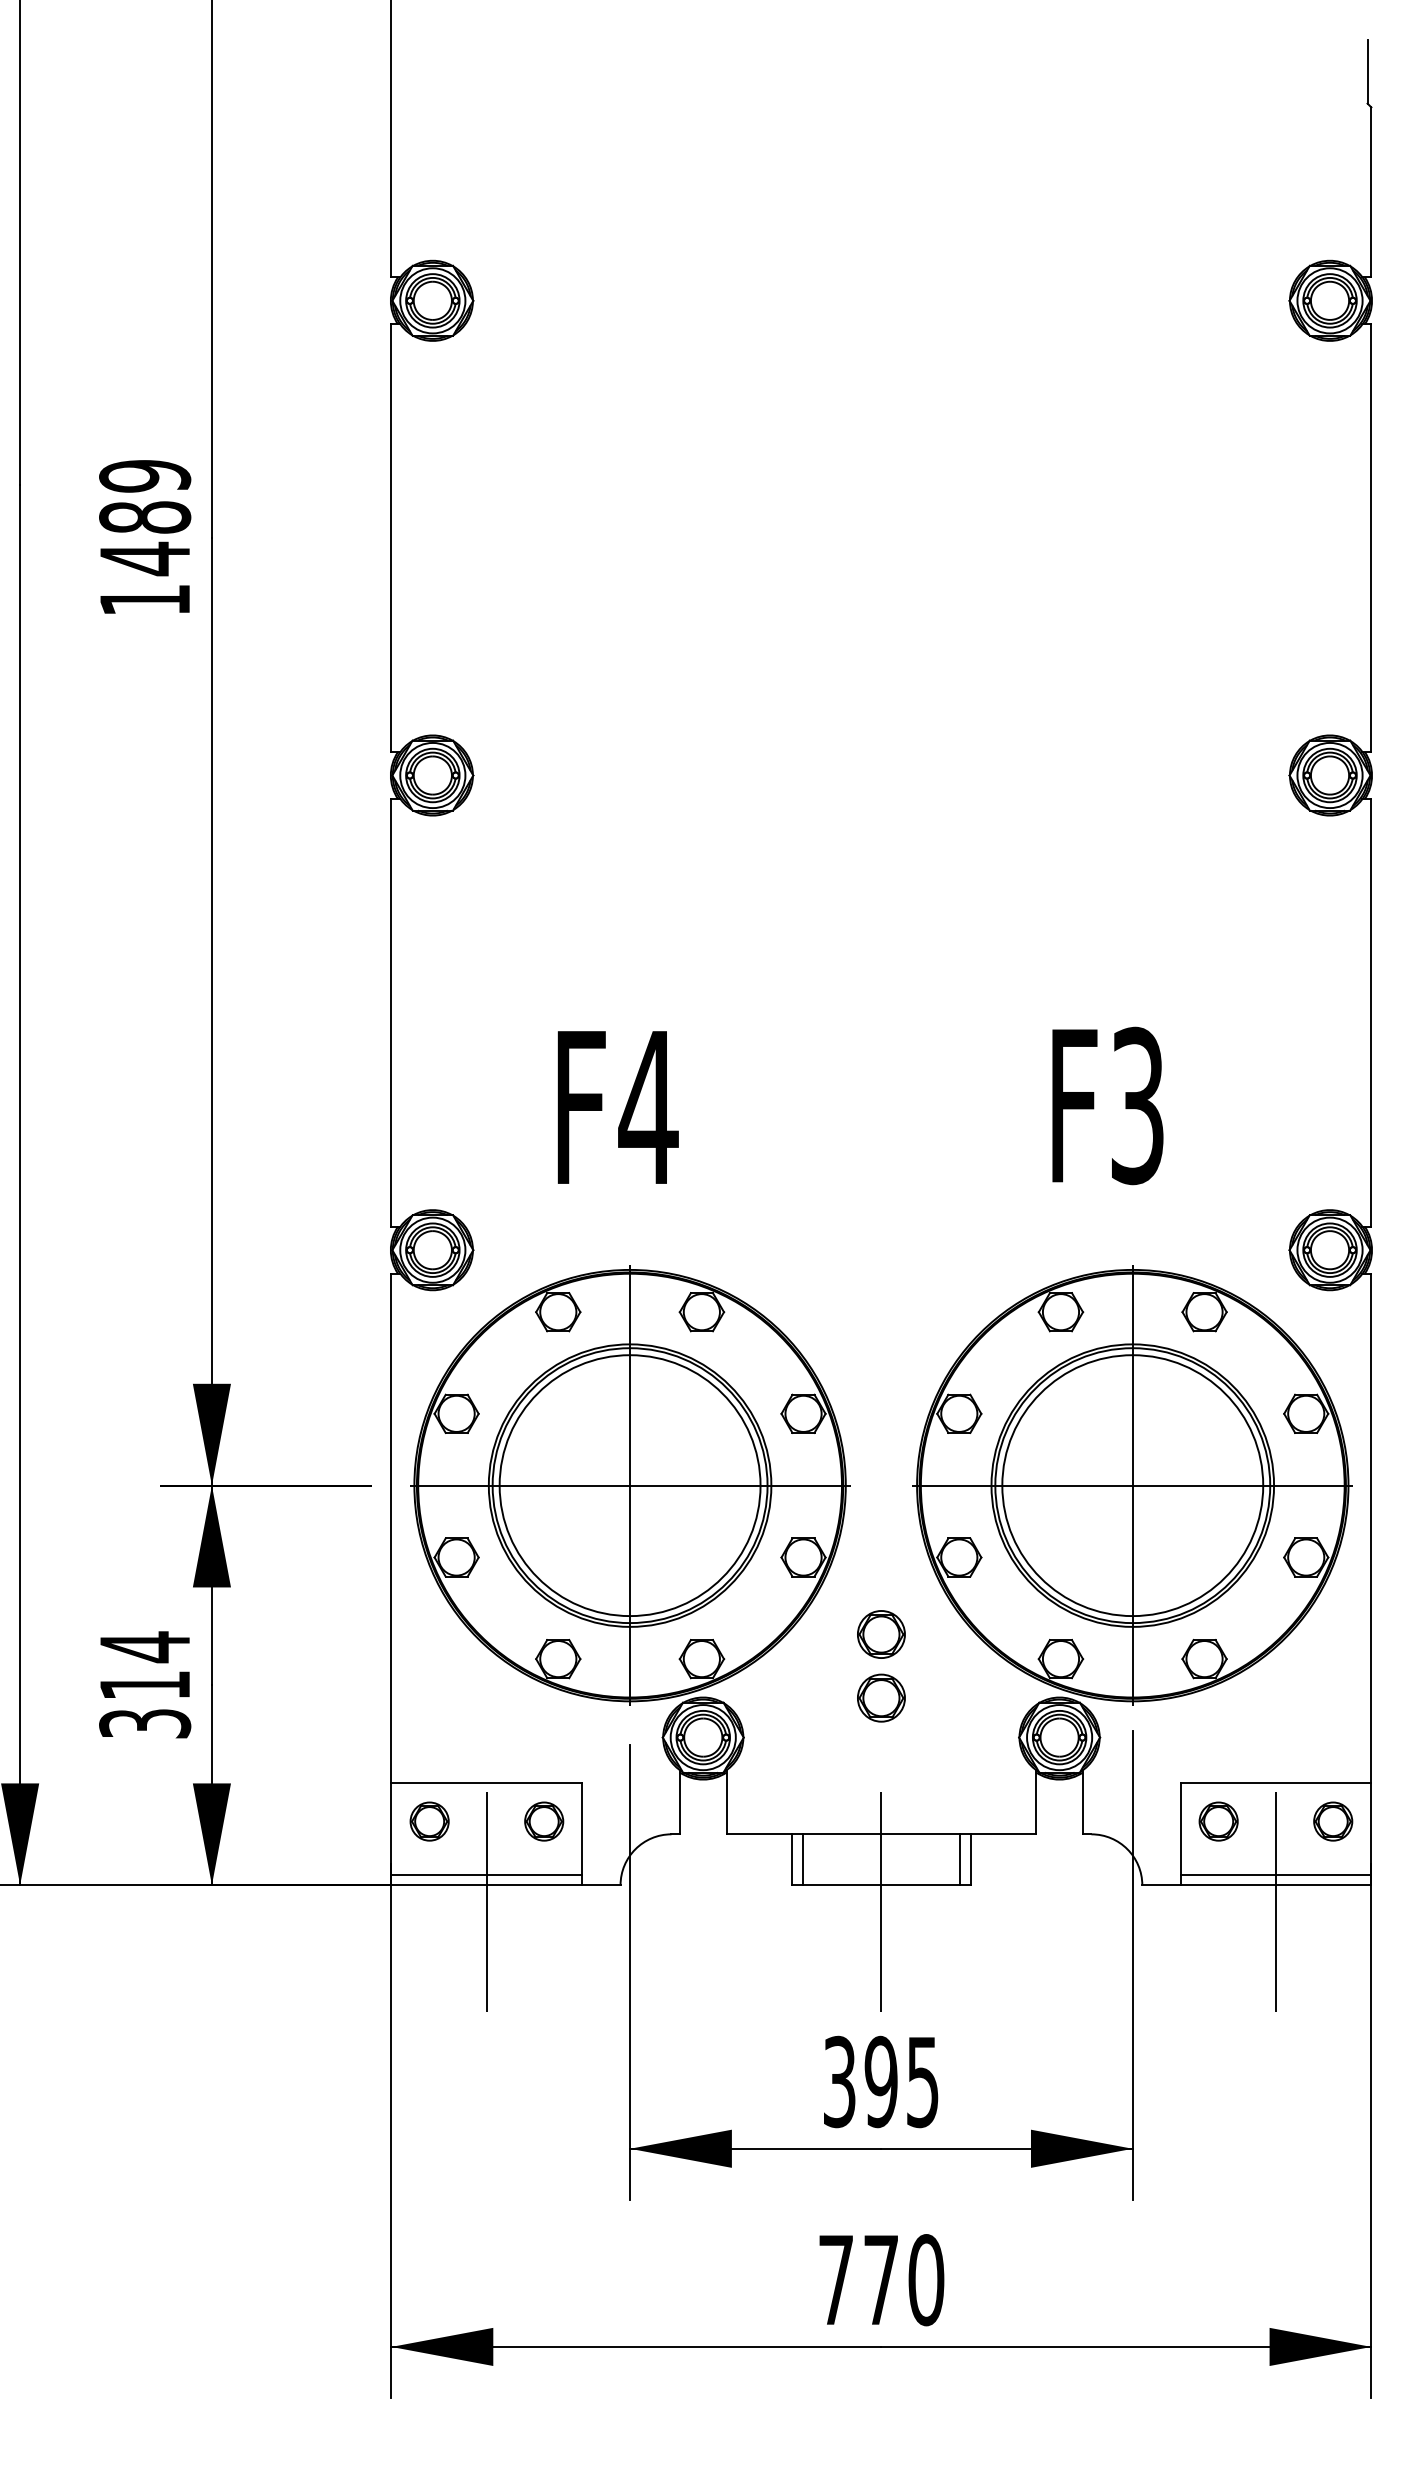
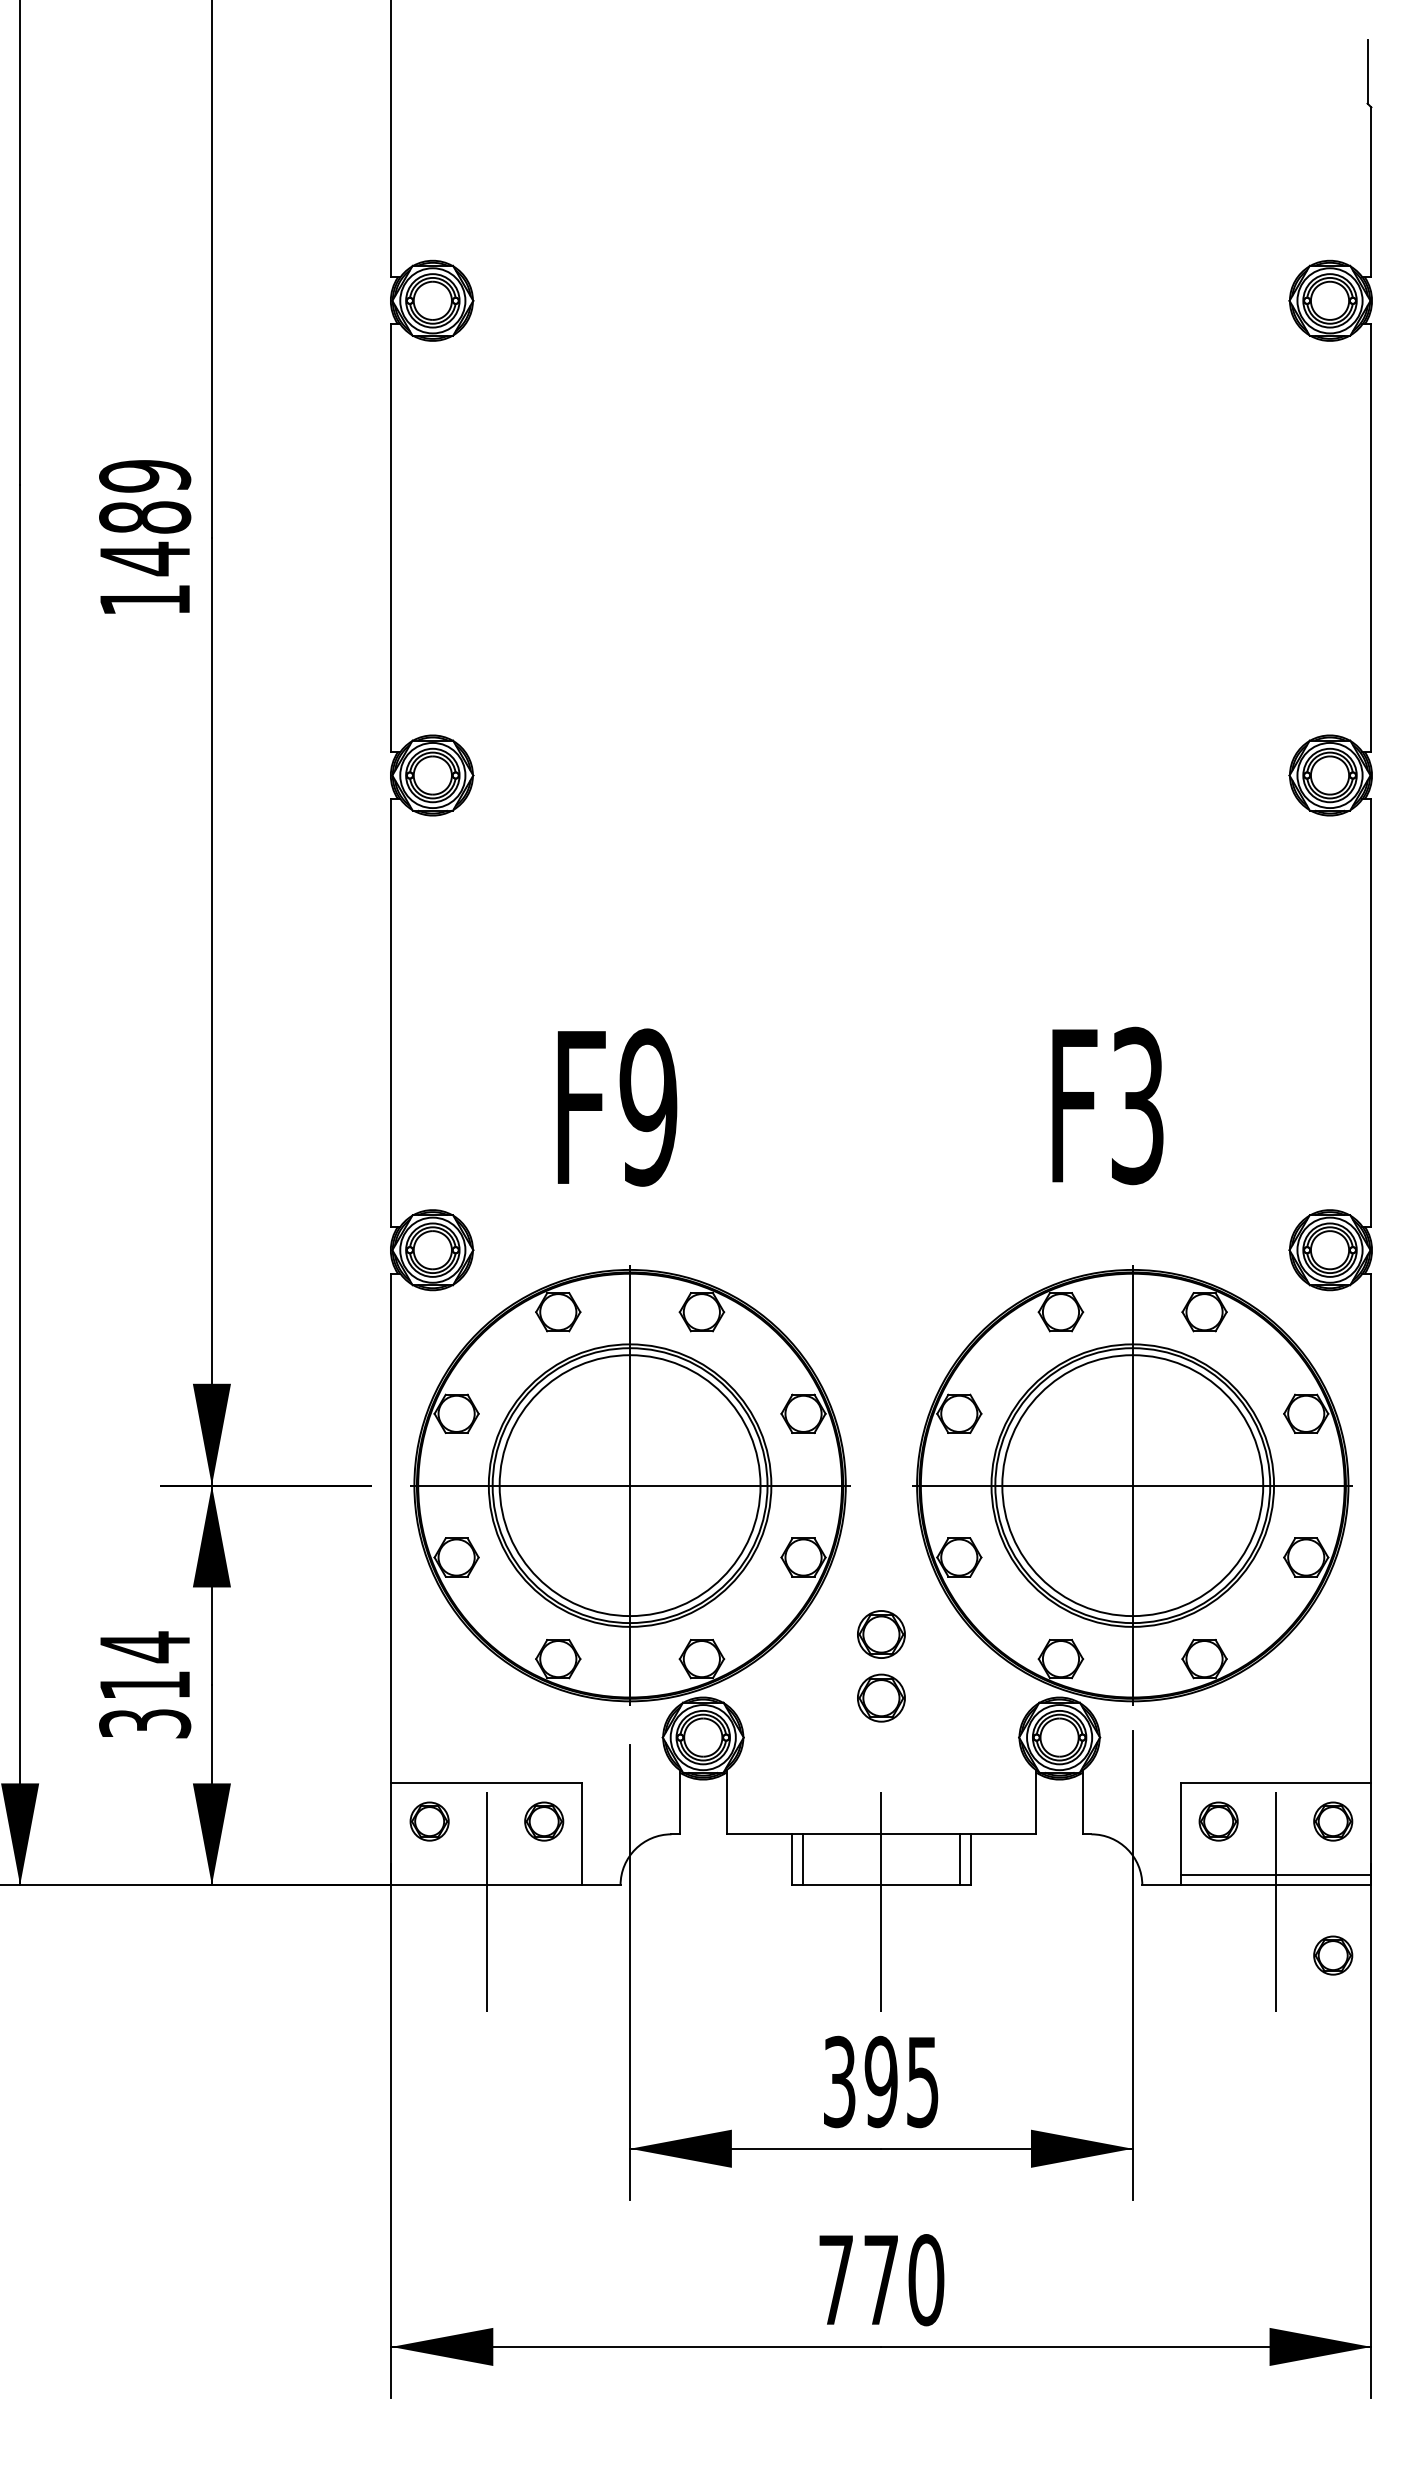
text: F4 -> F9 (648, 1107)
line: present -> none (486, 1875)
part: none -> present (1333, 1955)
